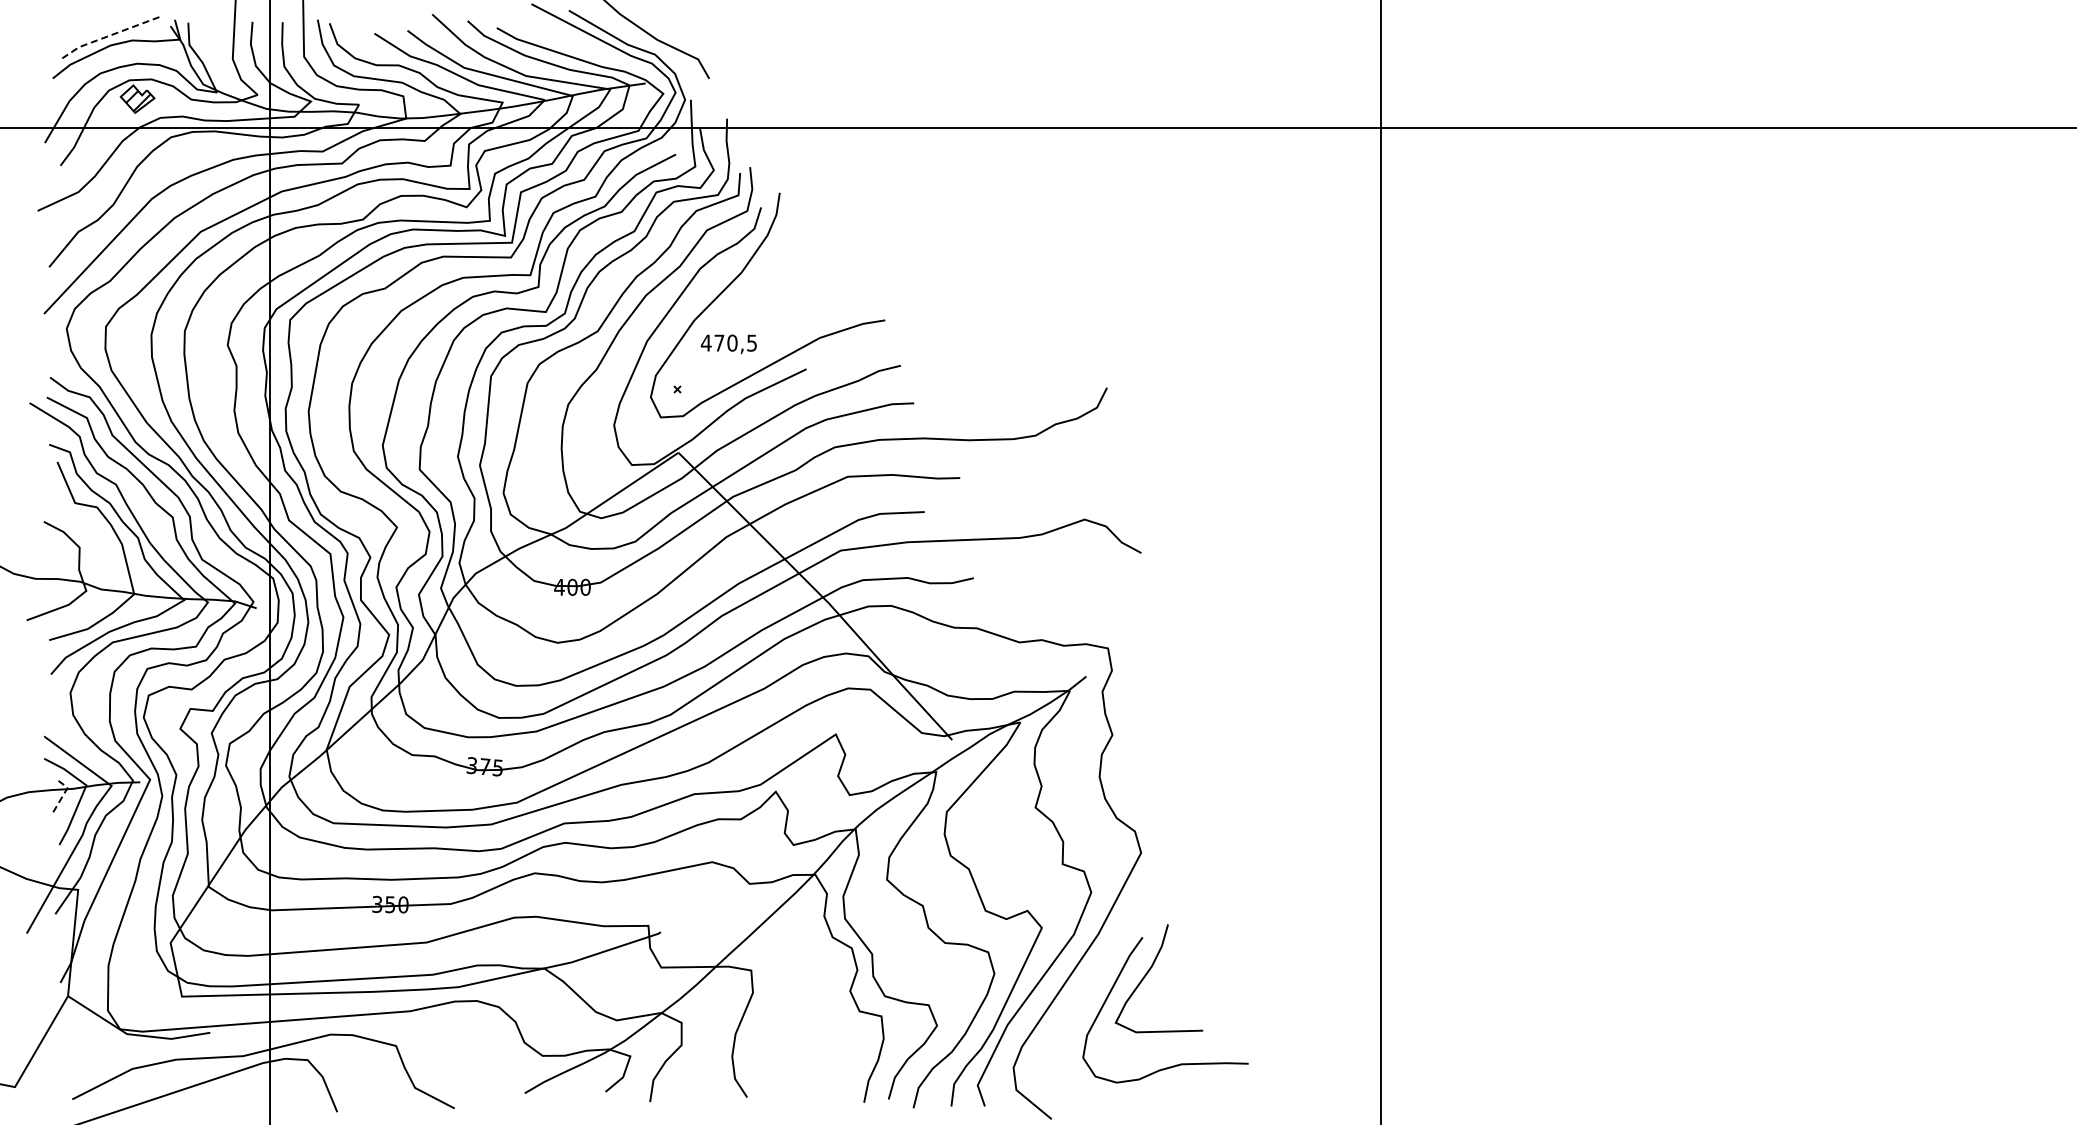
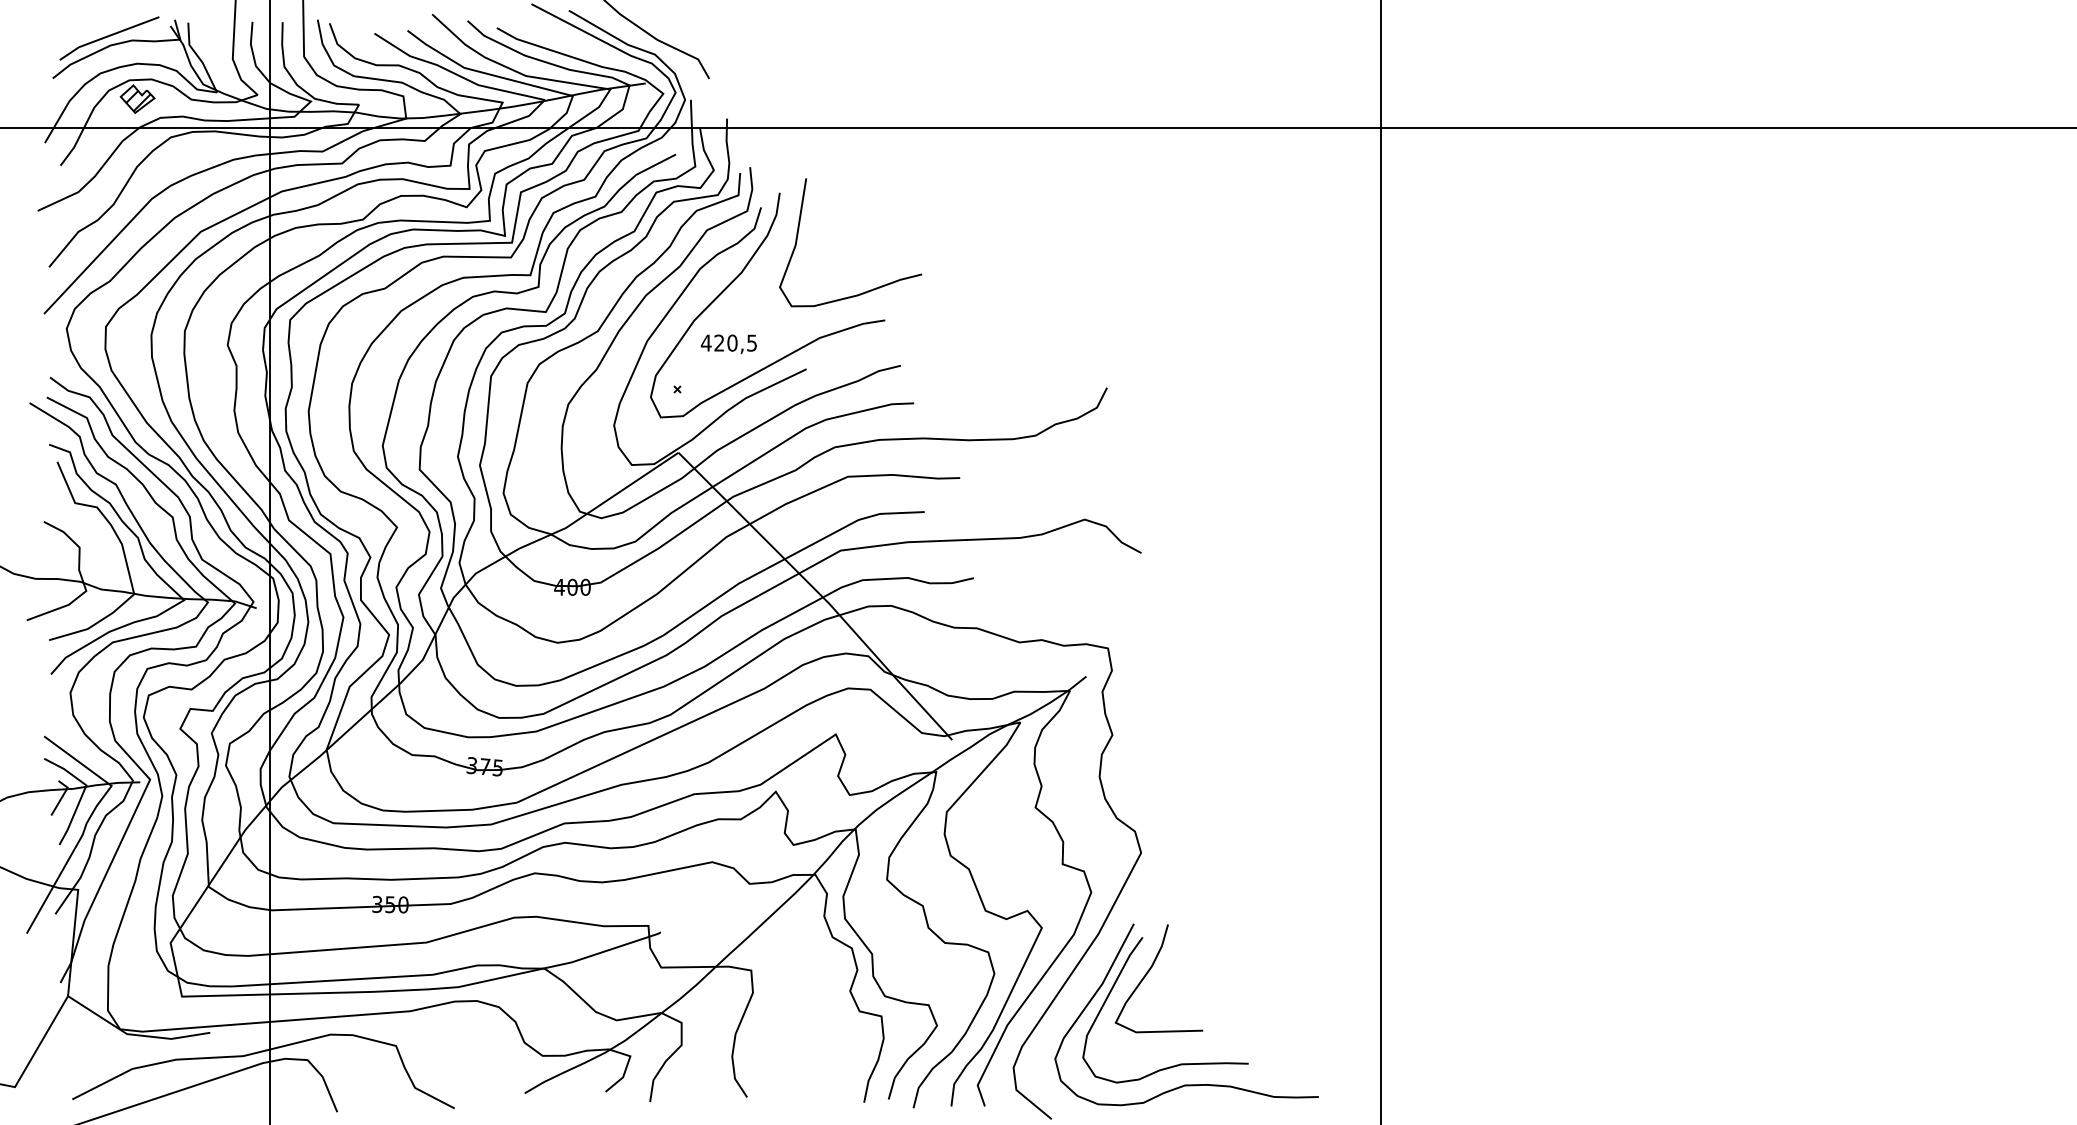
line: dashed -> solid (107, 36)
curve: none -> present (867, 290)
text: 470,5 -> 420,5 (719, 342)
line: dashed -> solid (62, 796)
curve: none -> present (1186, 1084)
